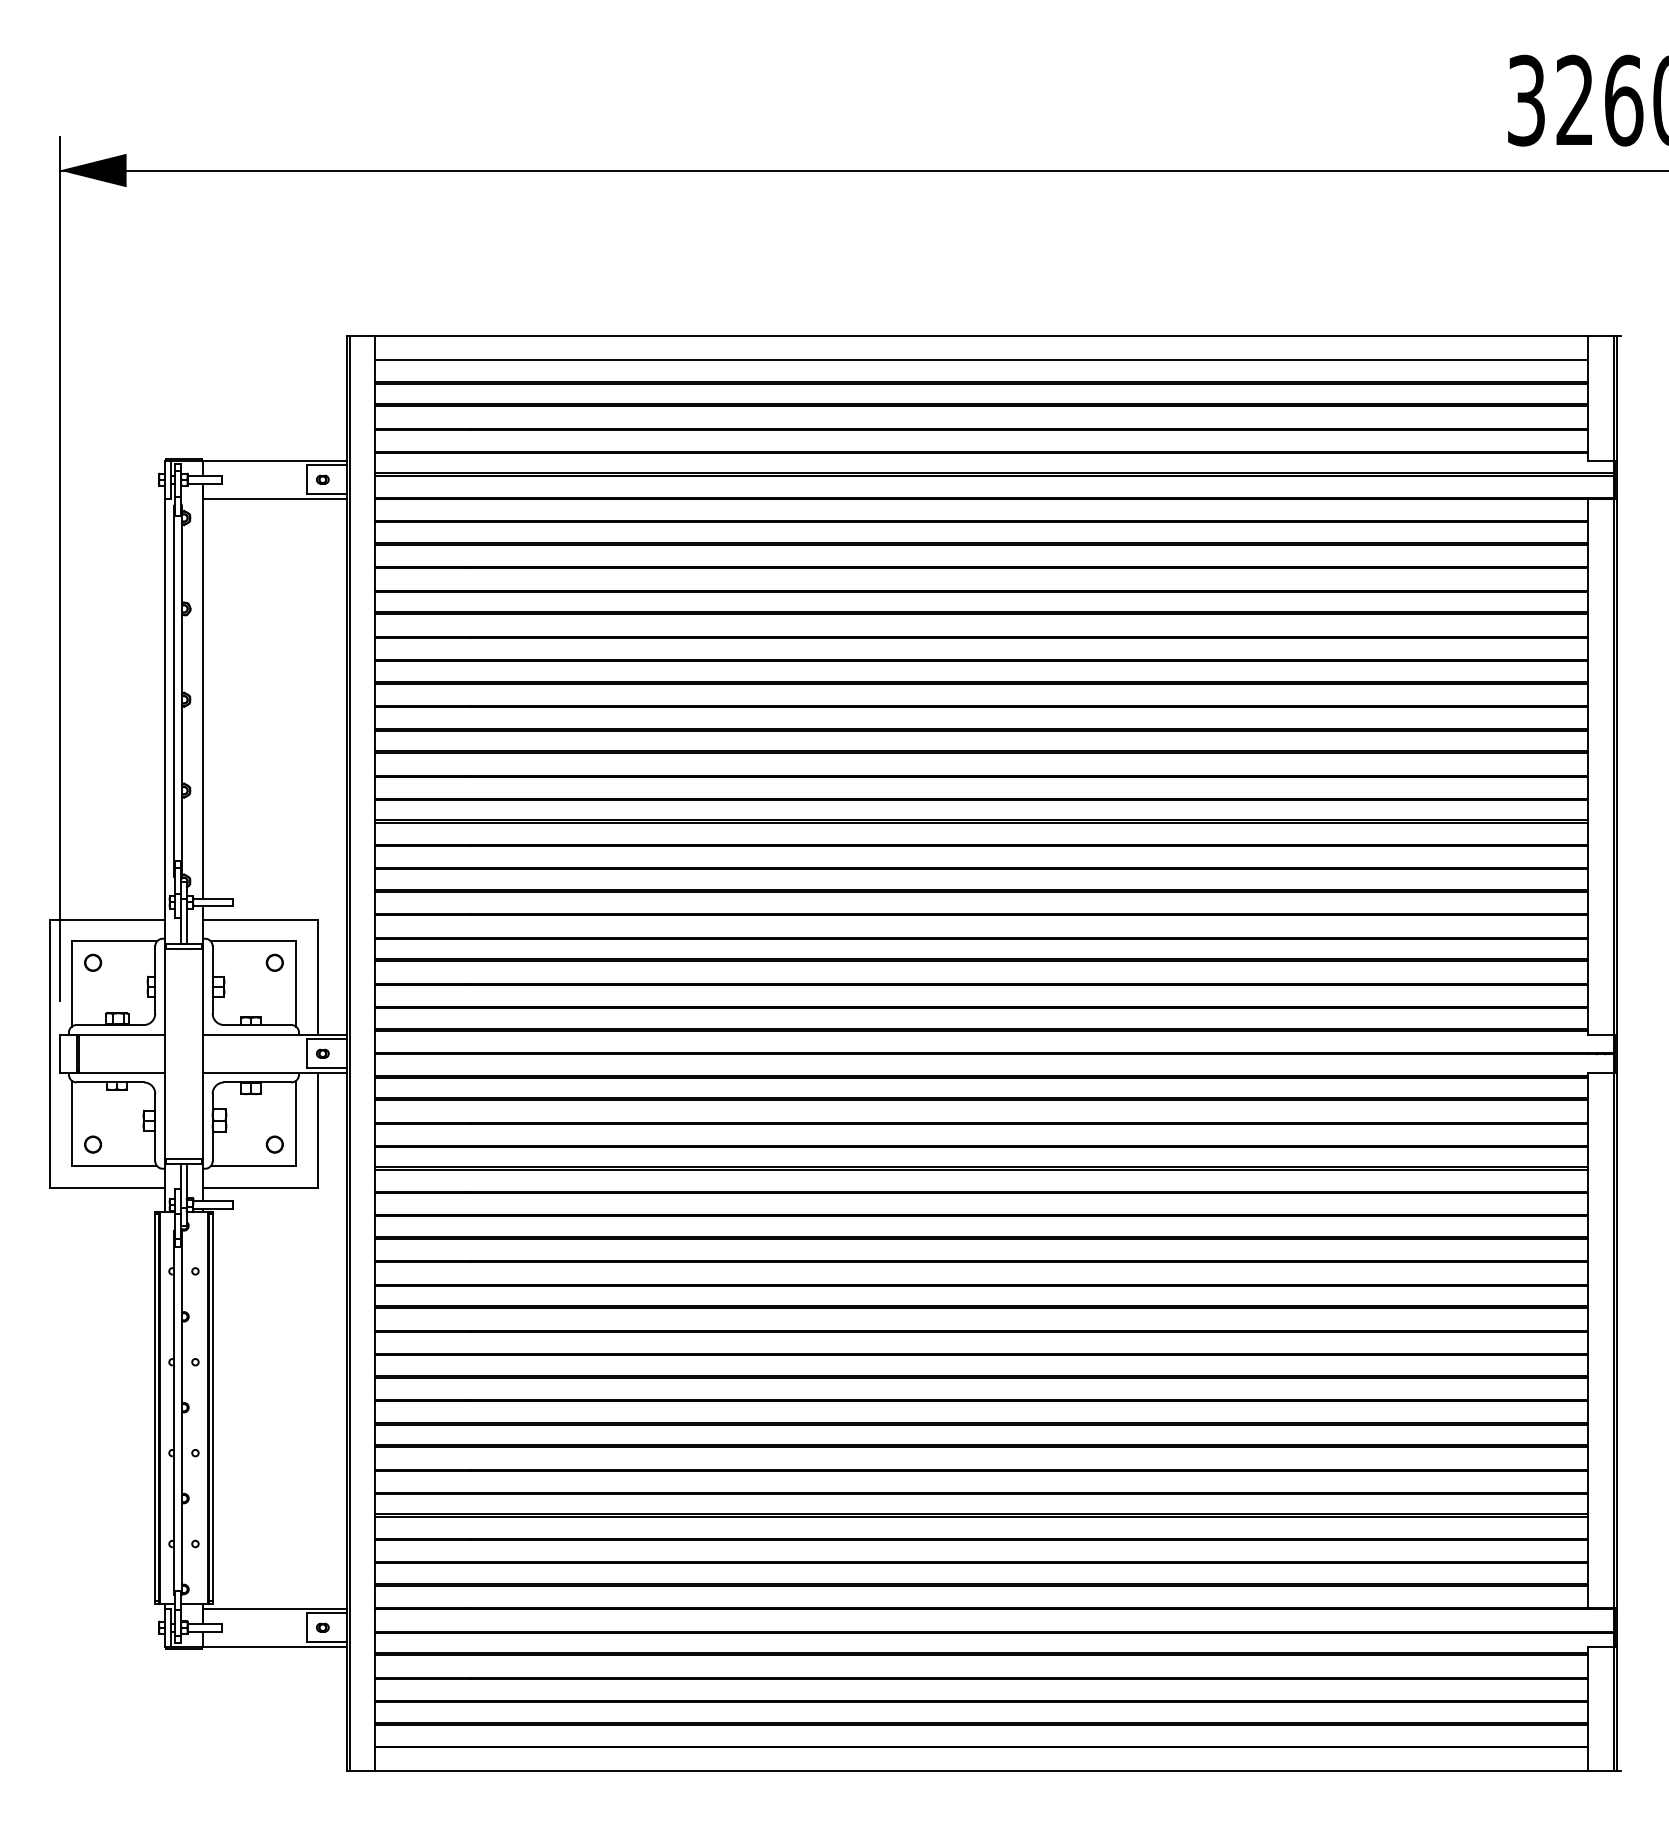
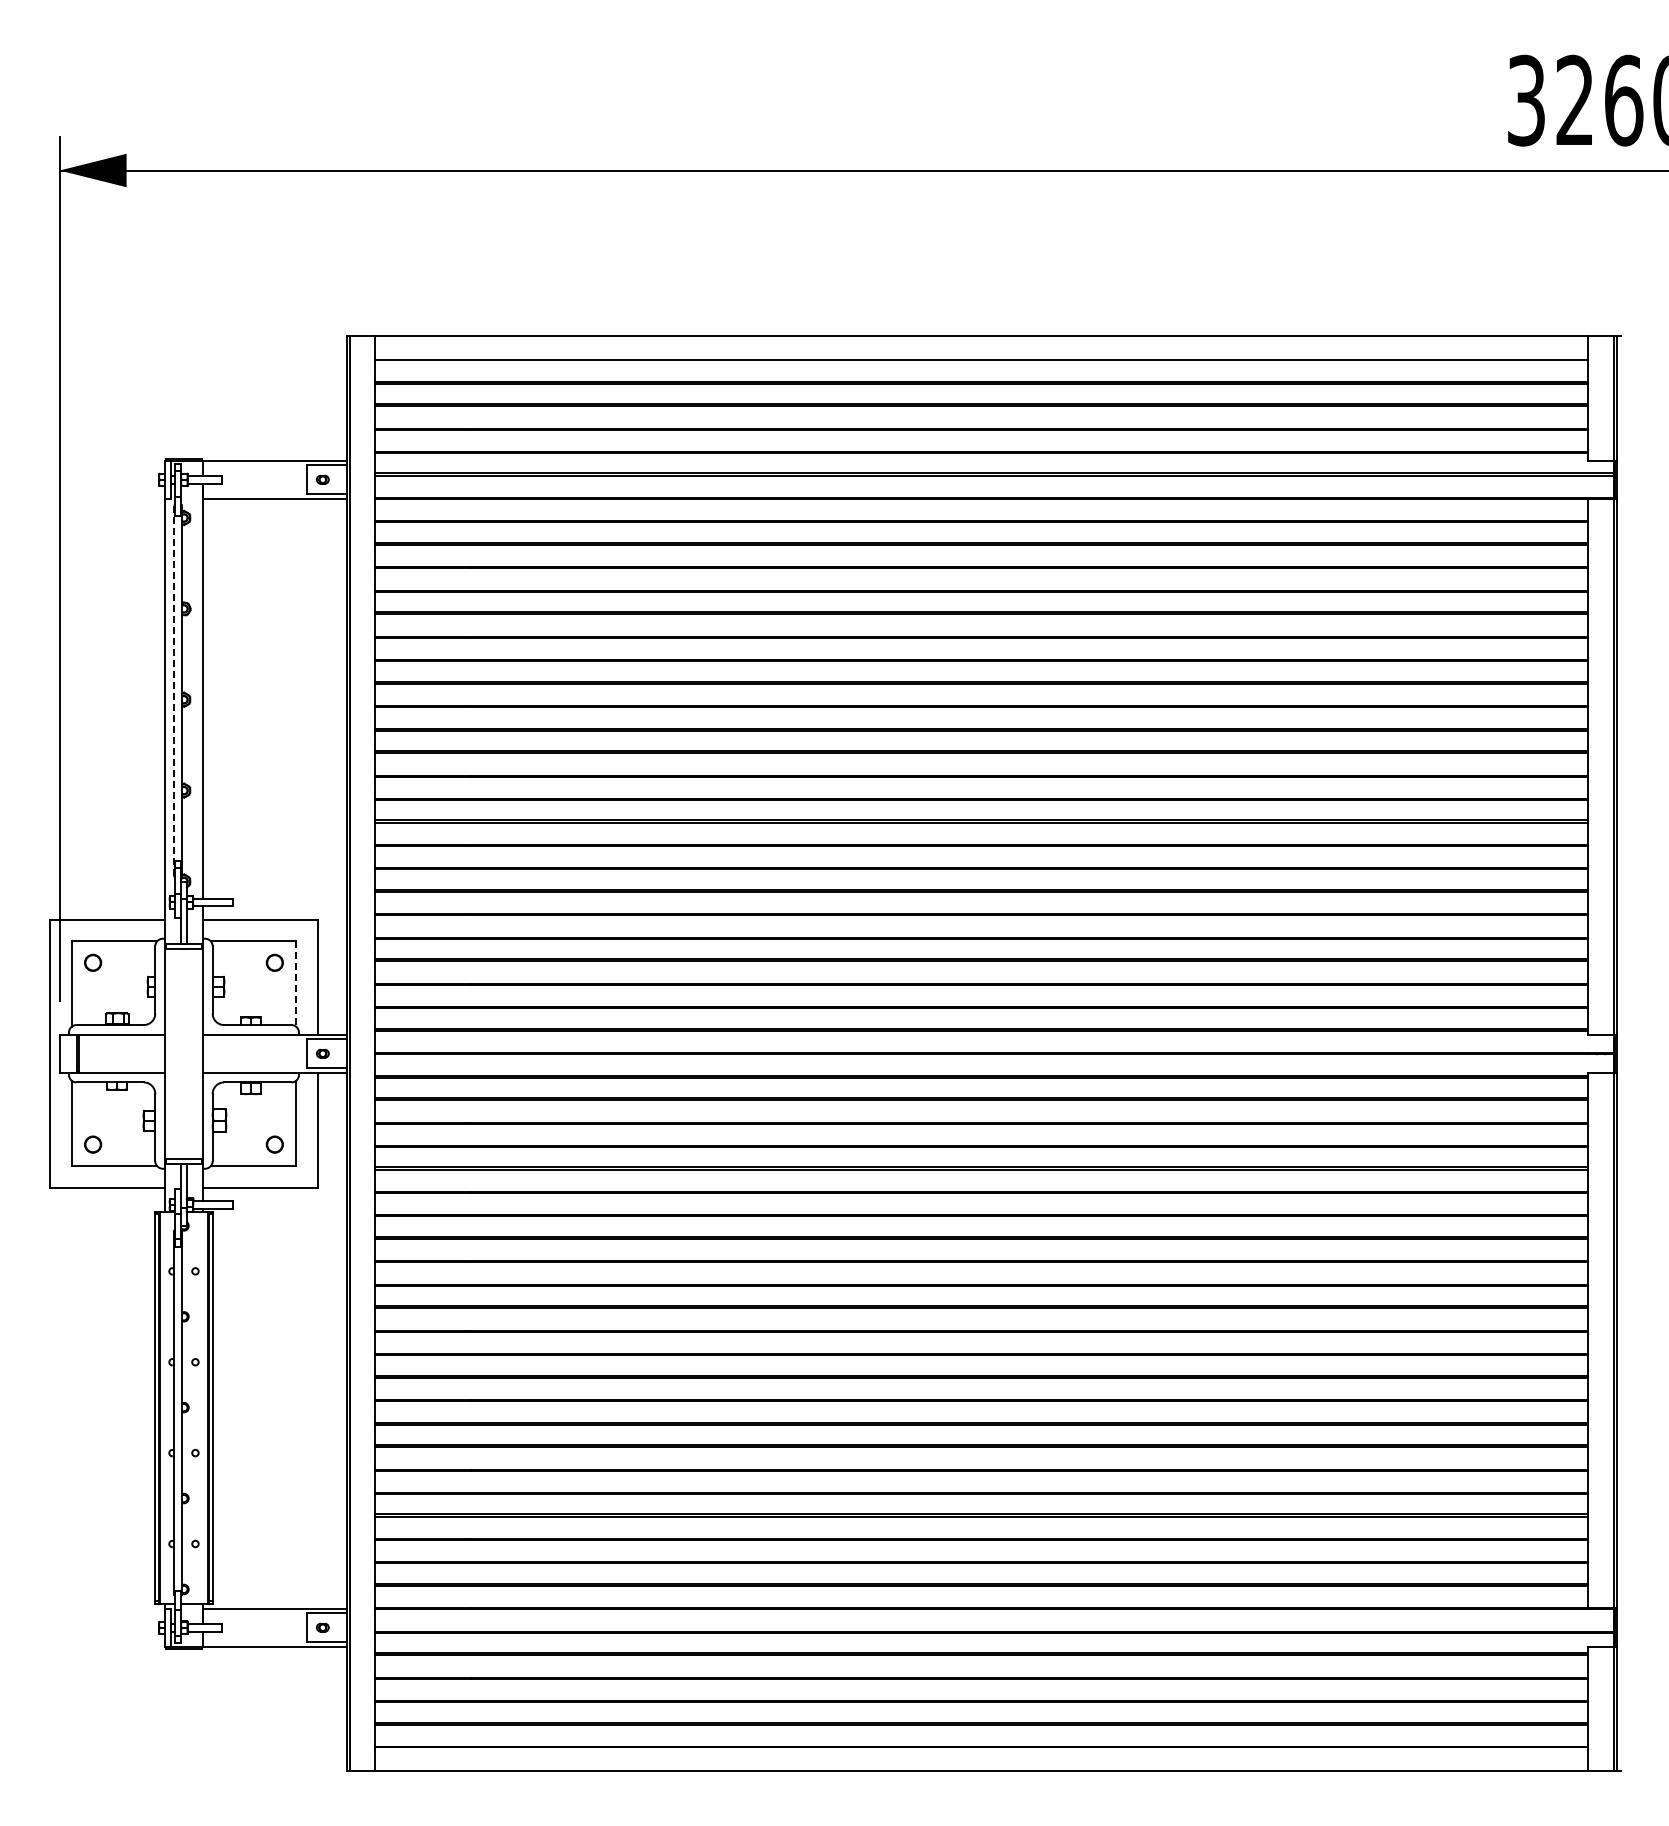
line: solid -> dashed (174, 691)
line: solid -> dashed (296, 984)
